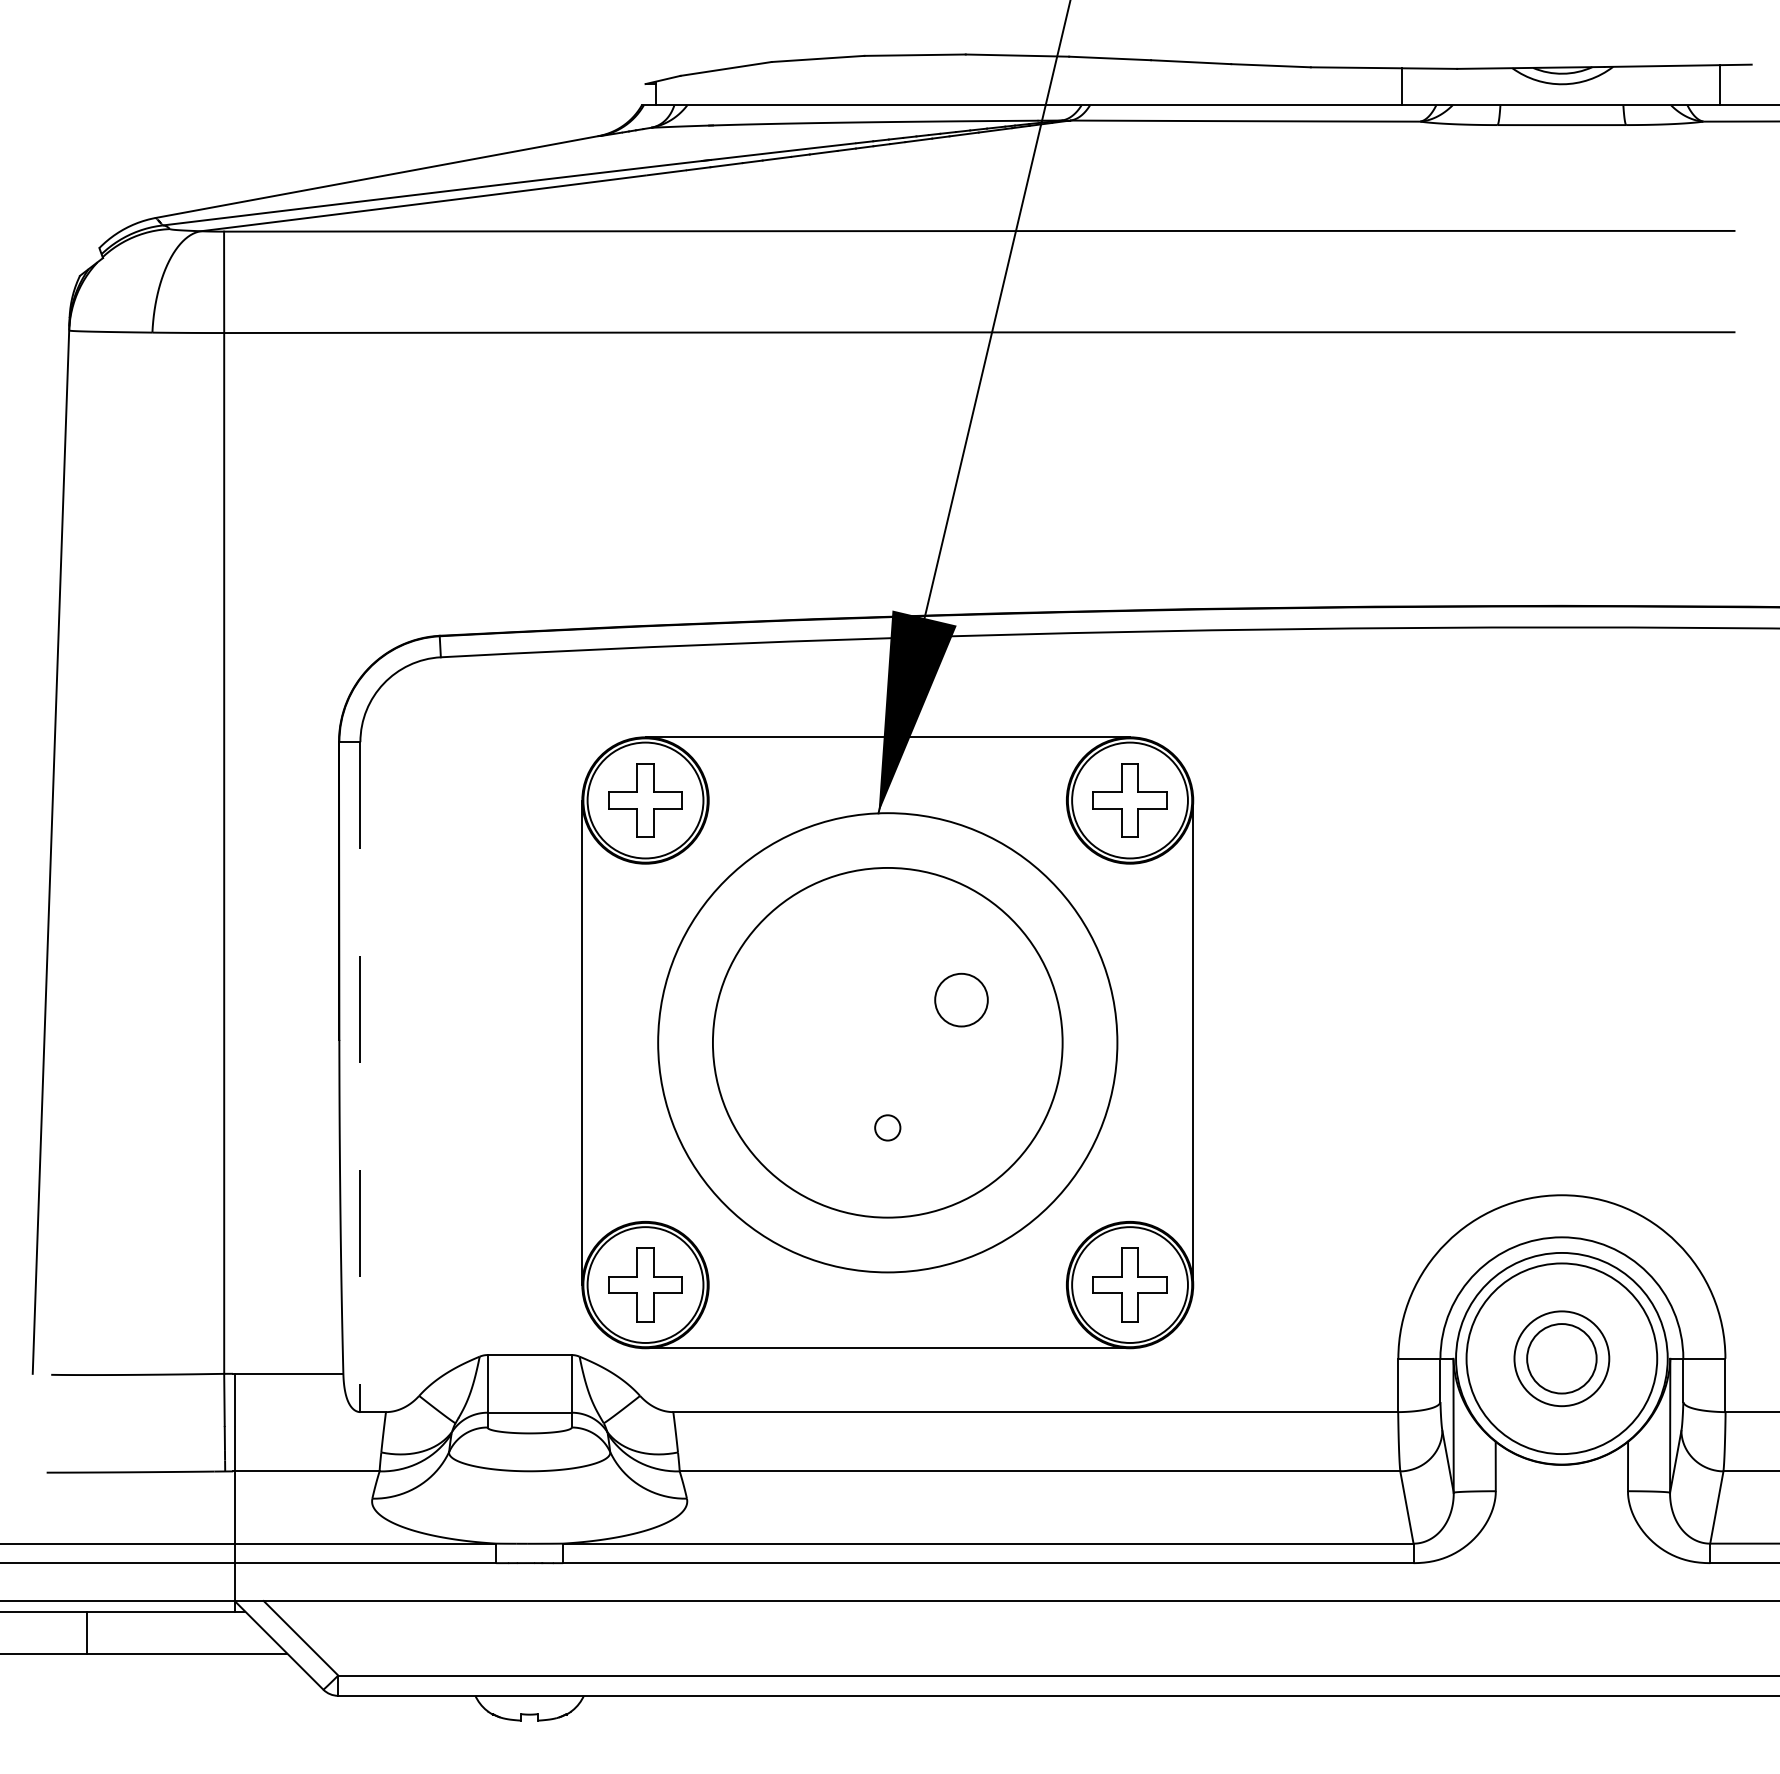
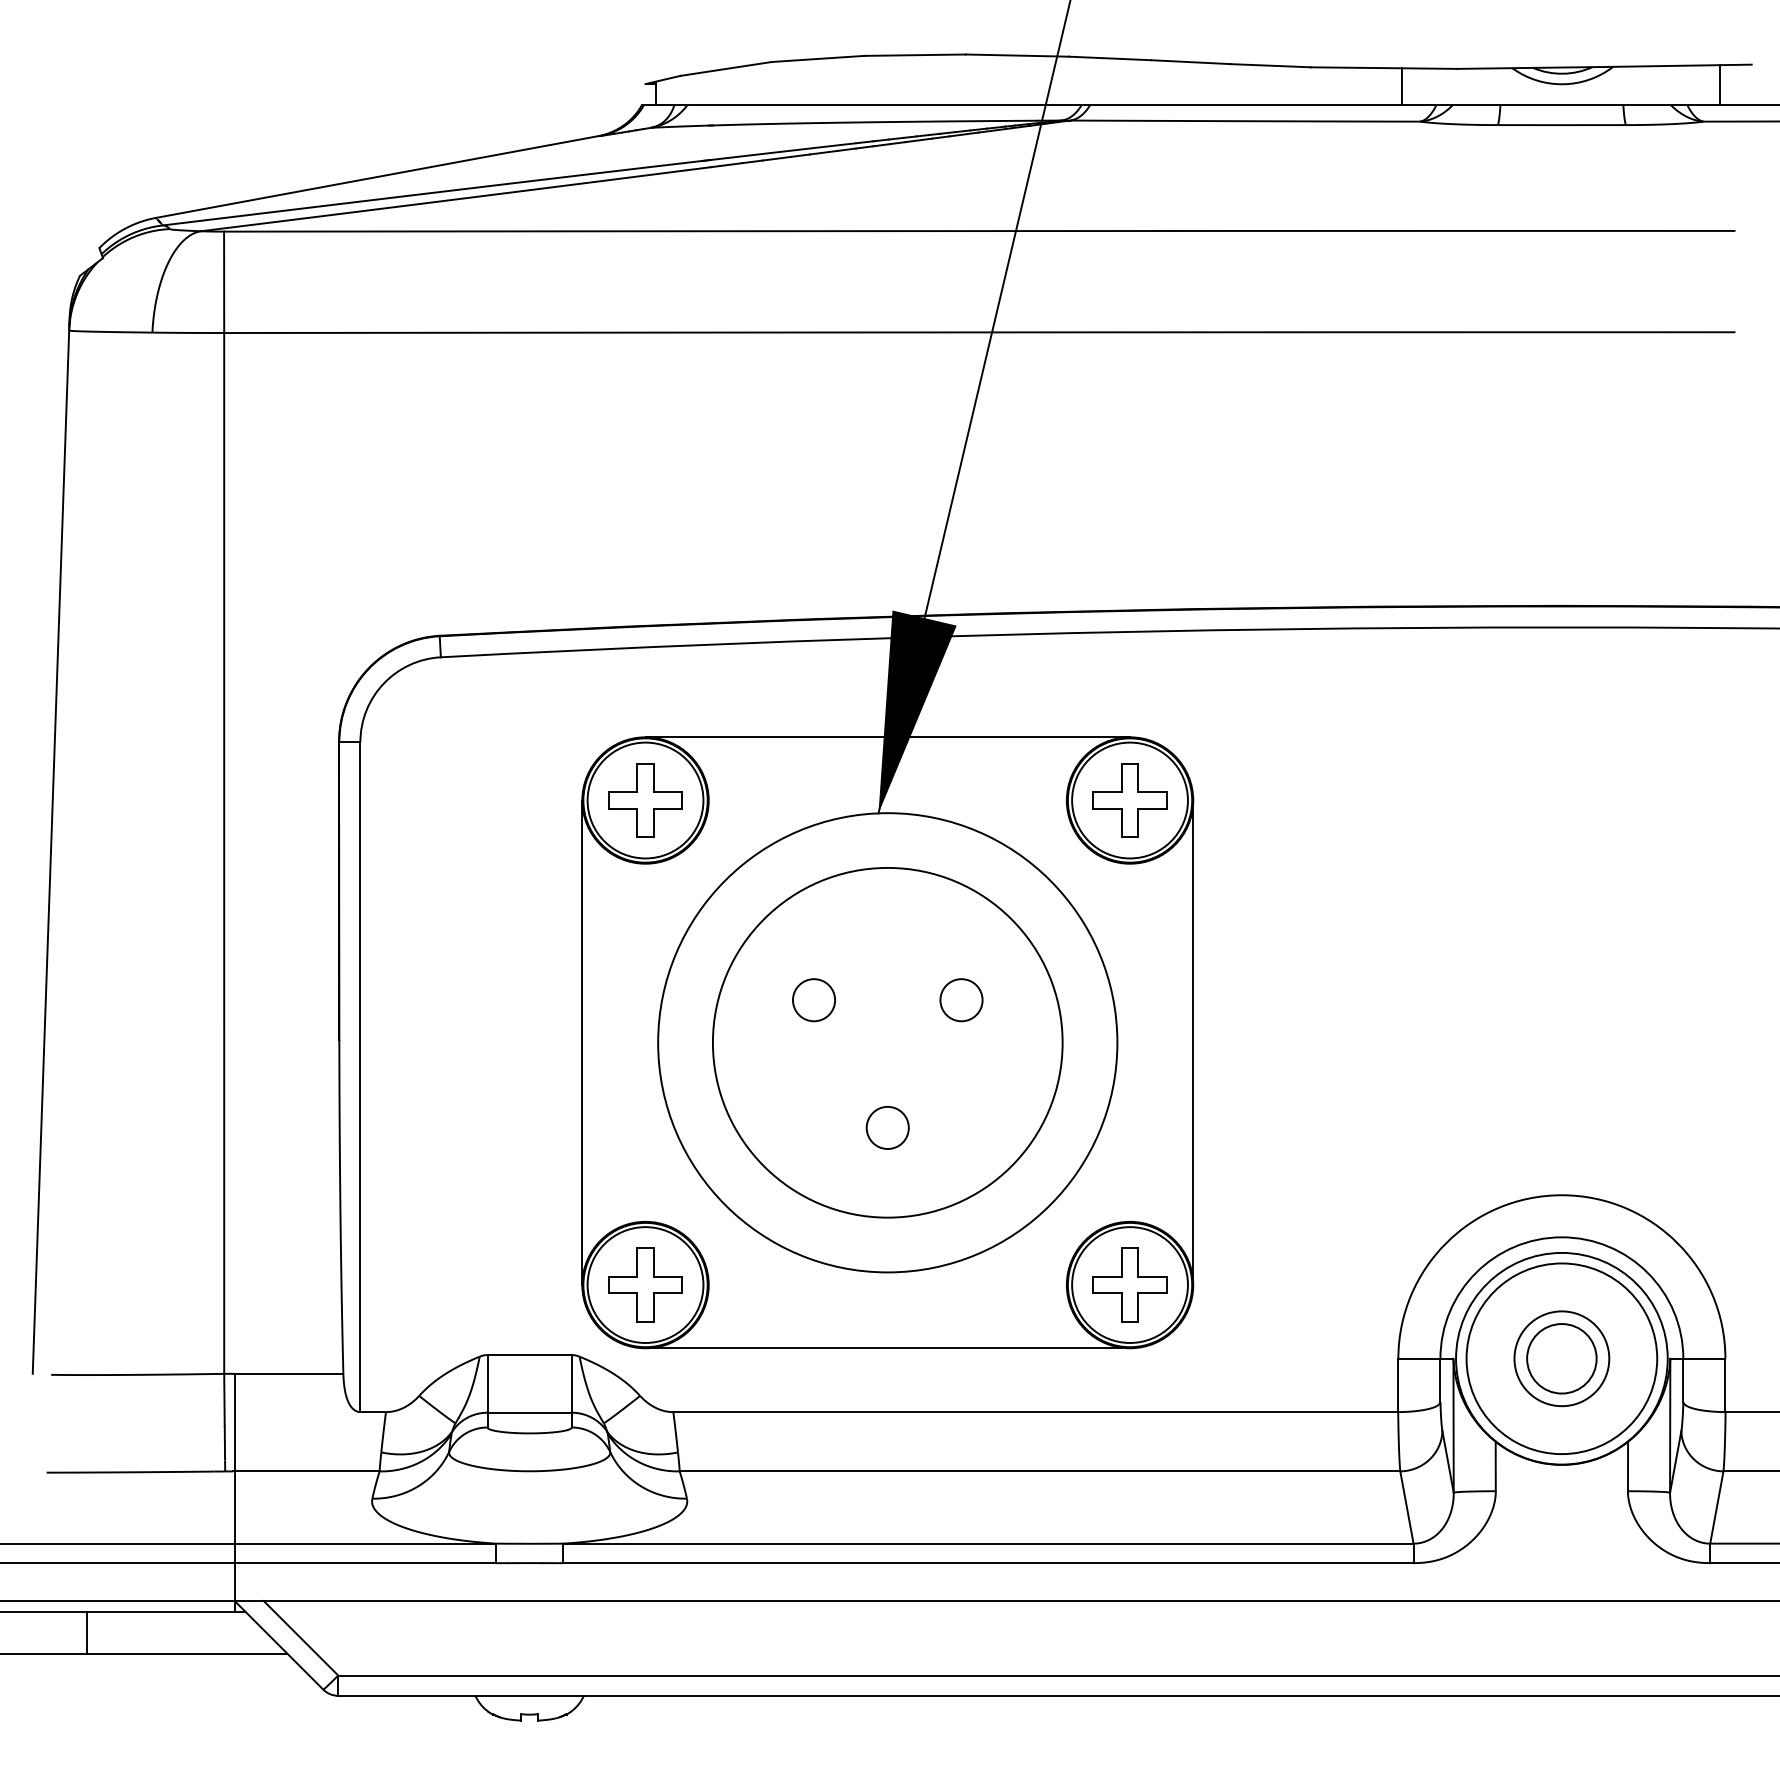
circle size: 55x56 px -> 45x45 px (961, 1000)
circle: none -> present (813, 1000)
line: dashed -> solid (360, 1077)
circle diameter: 25 px -> 42 px (887, 1127)
